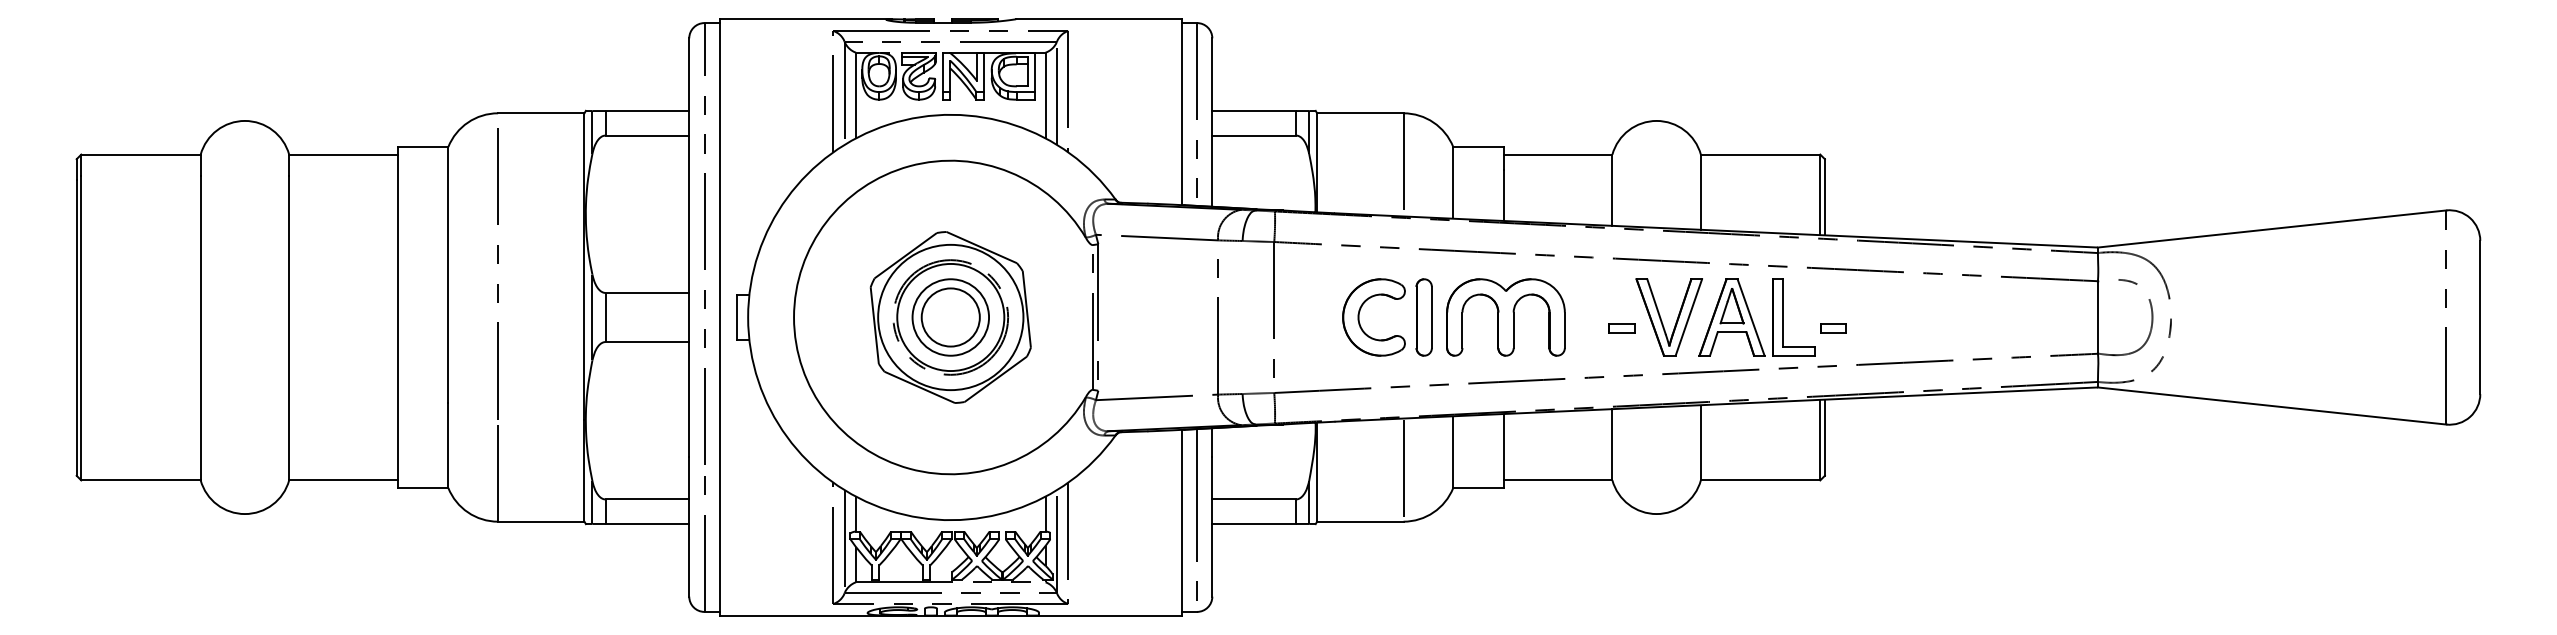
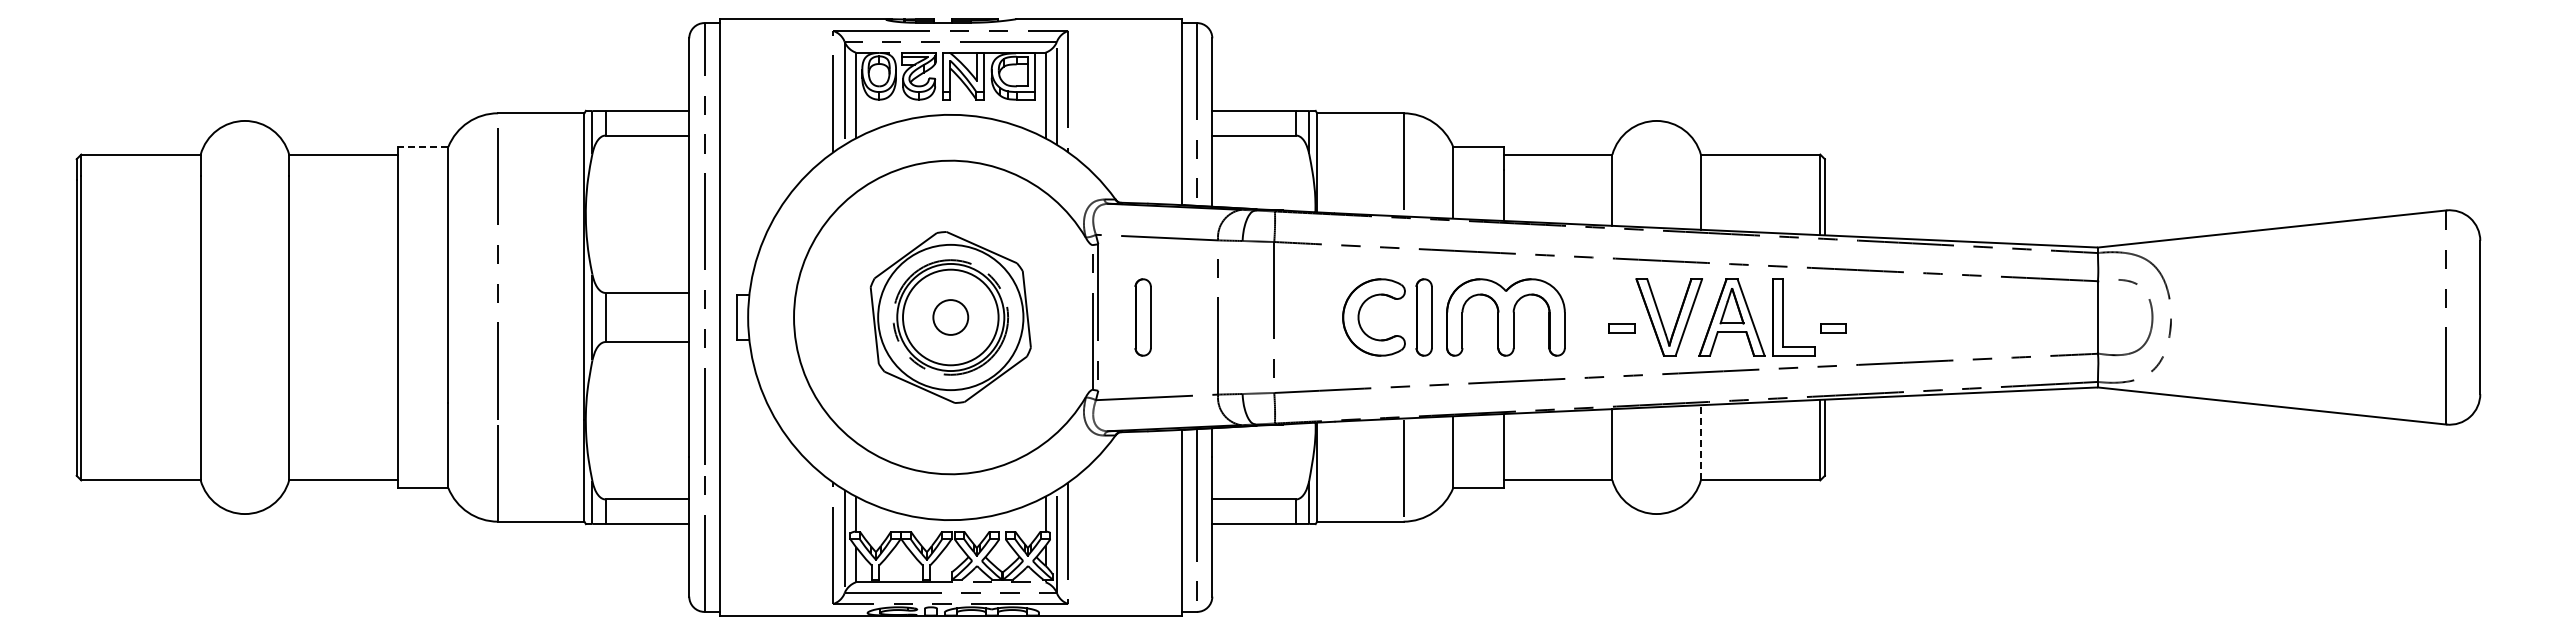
line: solid -> dashed (422, 146)
circle diameter: 58 px -> 35 px (950, 317)
circle diameter: 76 px -> 96 px (950, 317)
part: none -> present (1142, 317)
line: solid -> dashed (1700, 442)
